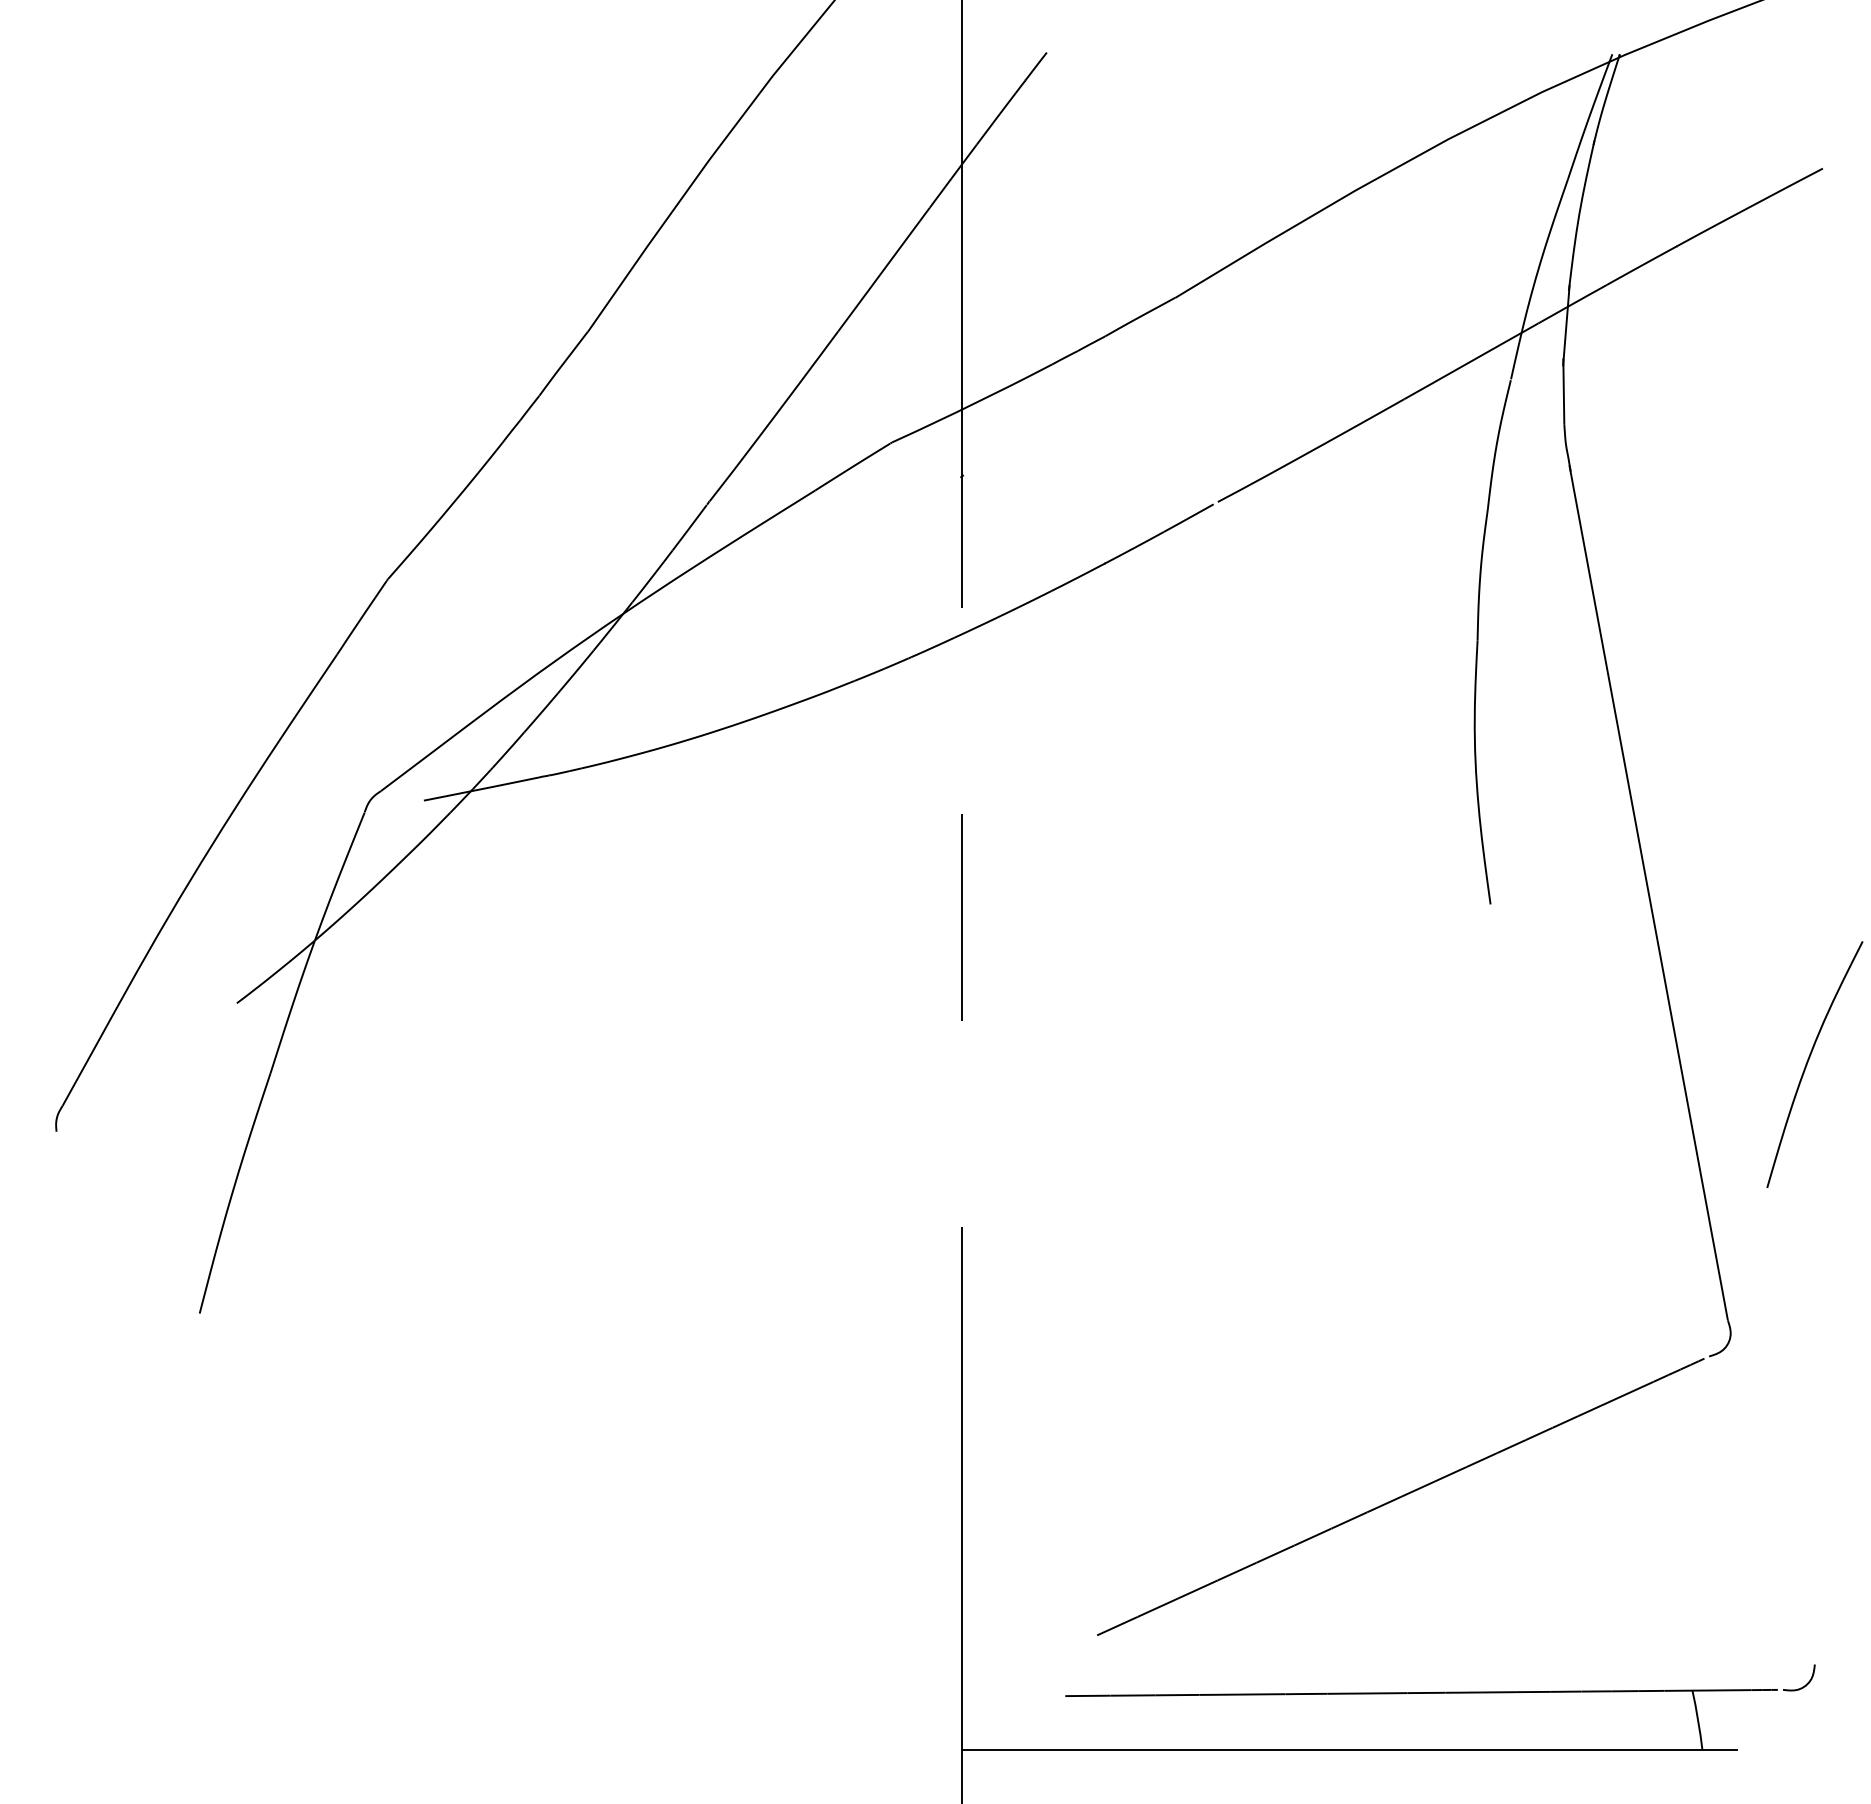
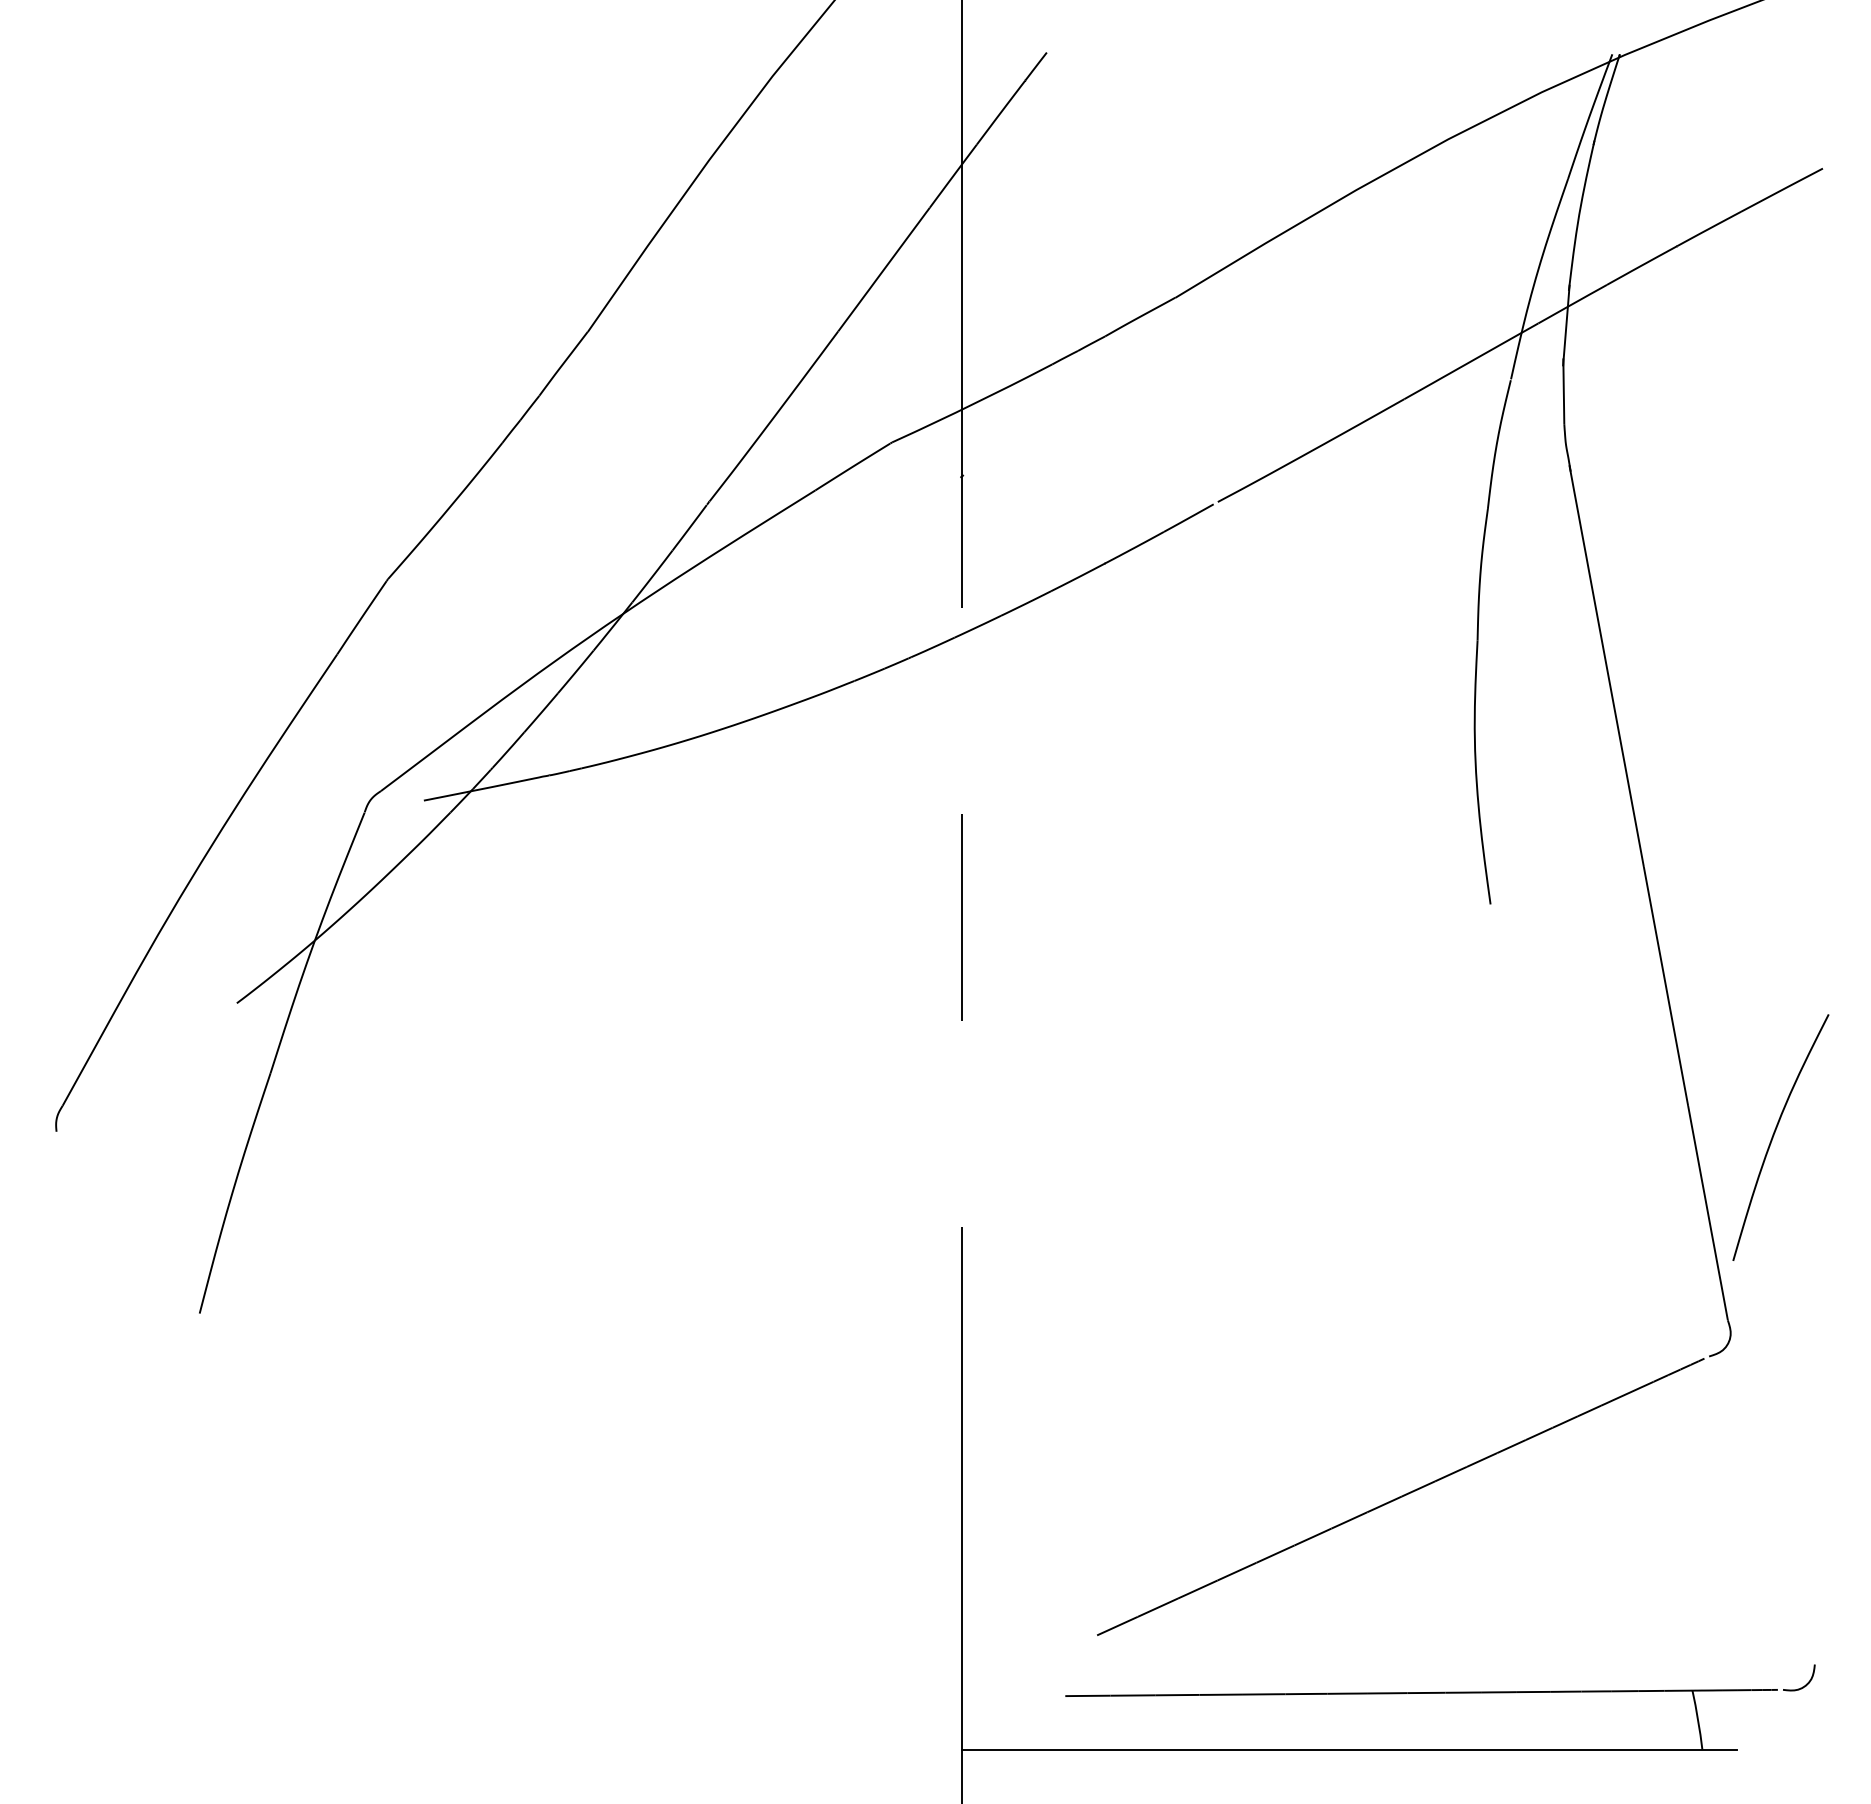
curve position: (1808, 1062) -> (1774, 1135) (1774, 1135)
